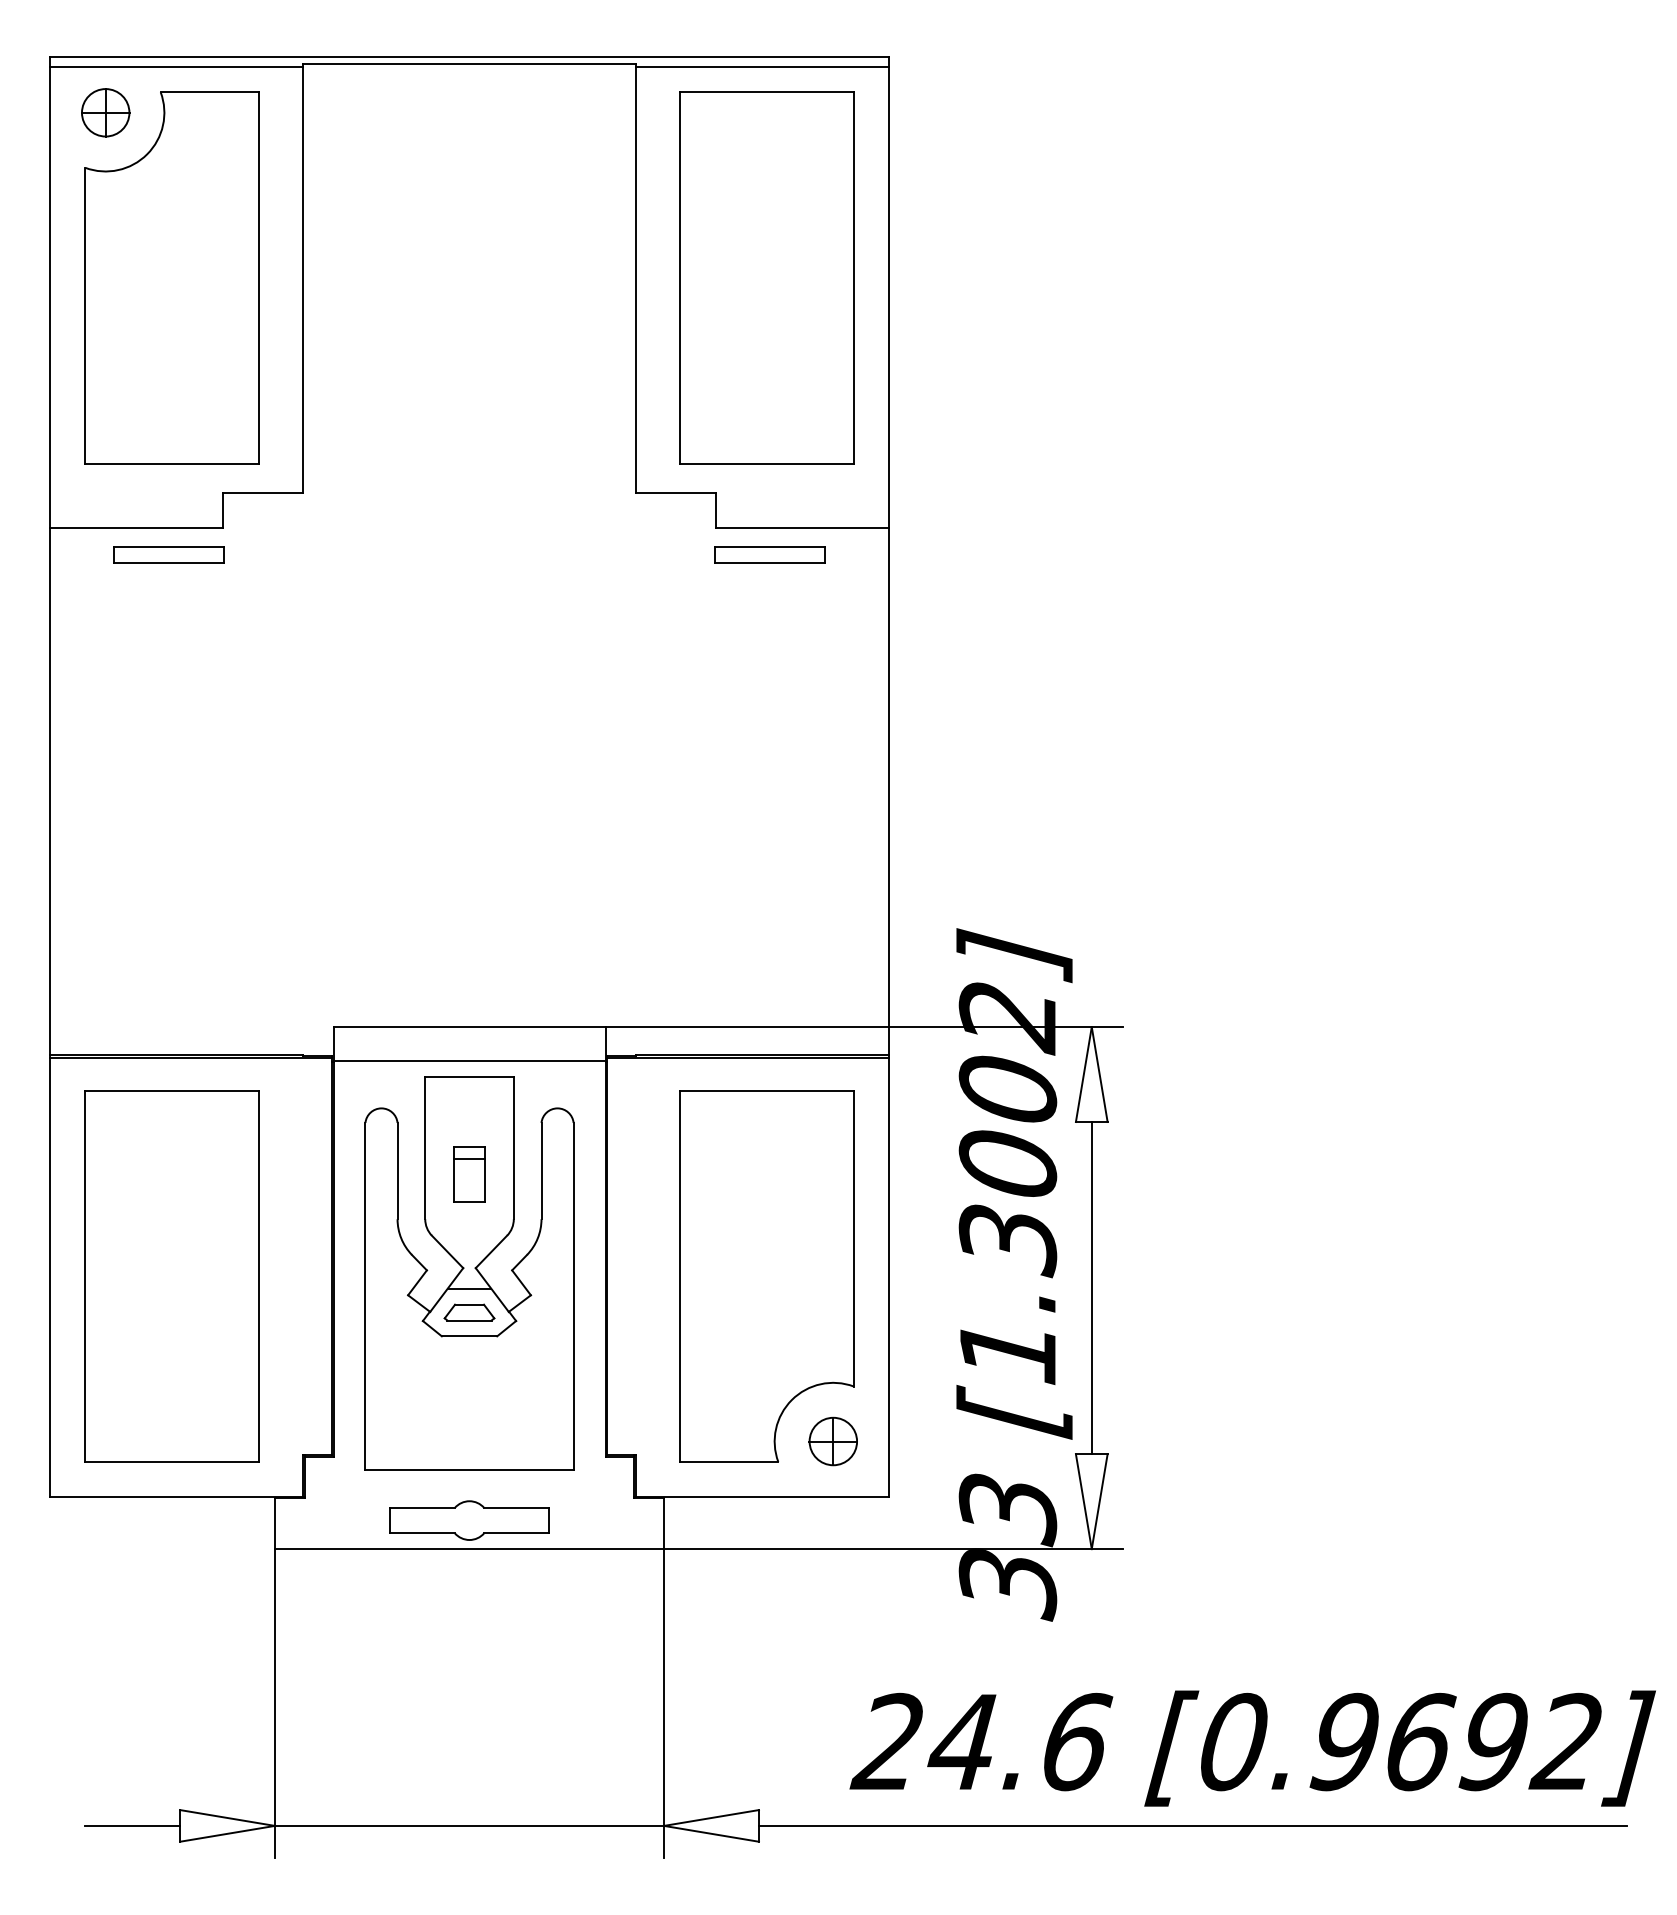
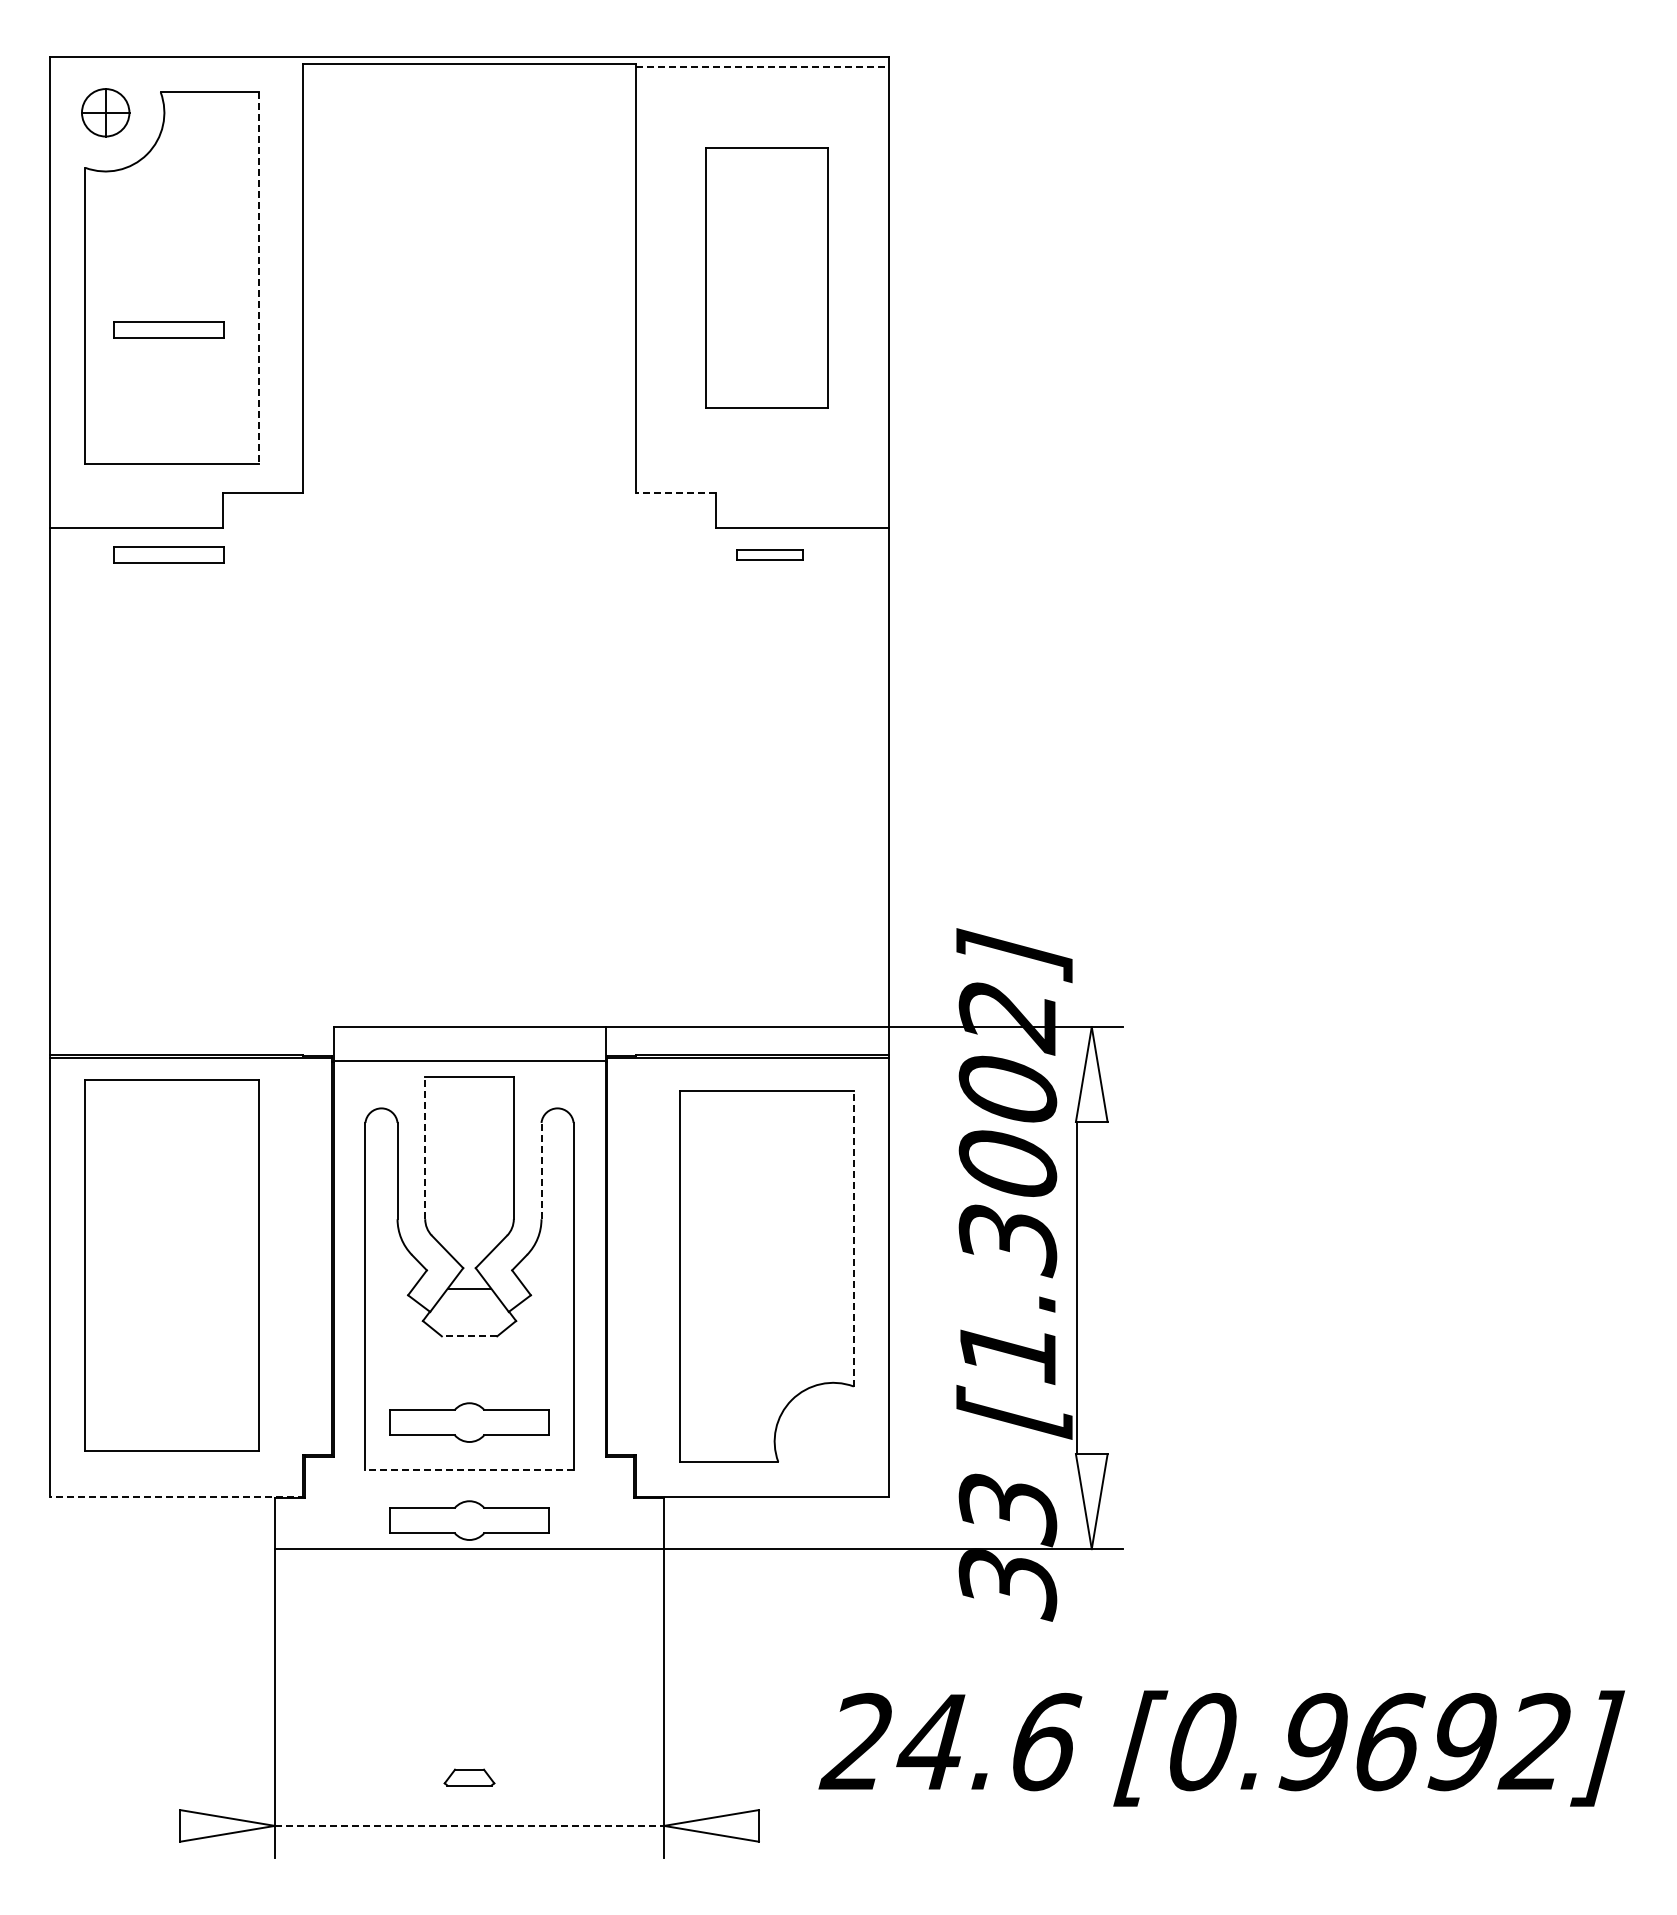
line: present -> none (176, 67)
line: solid -> dashed (762, 67)
part size: 176x374 px -> 124x262 px (766, 277)
line: solid -> dashed (259, 278)
part: none -> present (168, 329)
line: solid -> dashed (675, 493)
part size: 112x18 px -> 68x12 px (769, 554)
line: solid -> dashed (425, 1147)
line: solid -> dashed (541, 1170)
part: present -> none (469, 1174)
line: solid -> dashed (853, 1238)
part position: (171, 1276) -> (171, 1265) (171, 1265)
line position: (1091, 1288) -> (1076, 1288) (1076, 1288)
part position: (469, 1312) -> (469, 1777) (469, 1777)
line: solid -> dashed (469, 1336)
part: none -> present (469, 1422)
part: present -> none (832, 1441)
line: solid -> dashed (469, 1470)
line: solid -> dashed (177, 1496)
text position: (1252, 1748) -> (1221, 1748) (1221, 1748)
line: present -> none (132, 1825)
line: solid -> dashed (469, 1825)
line: present -> none (1192, 1825)
